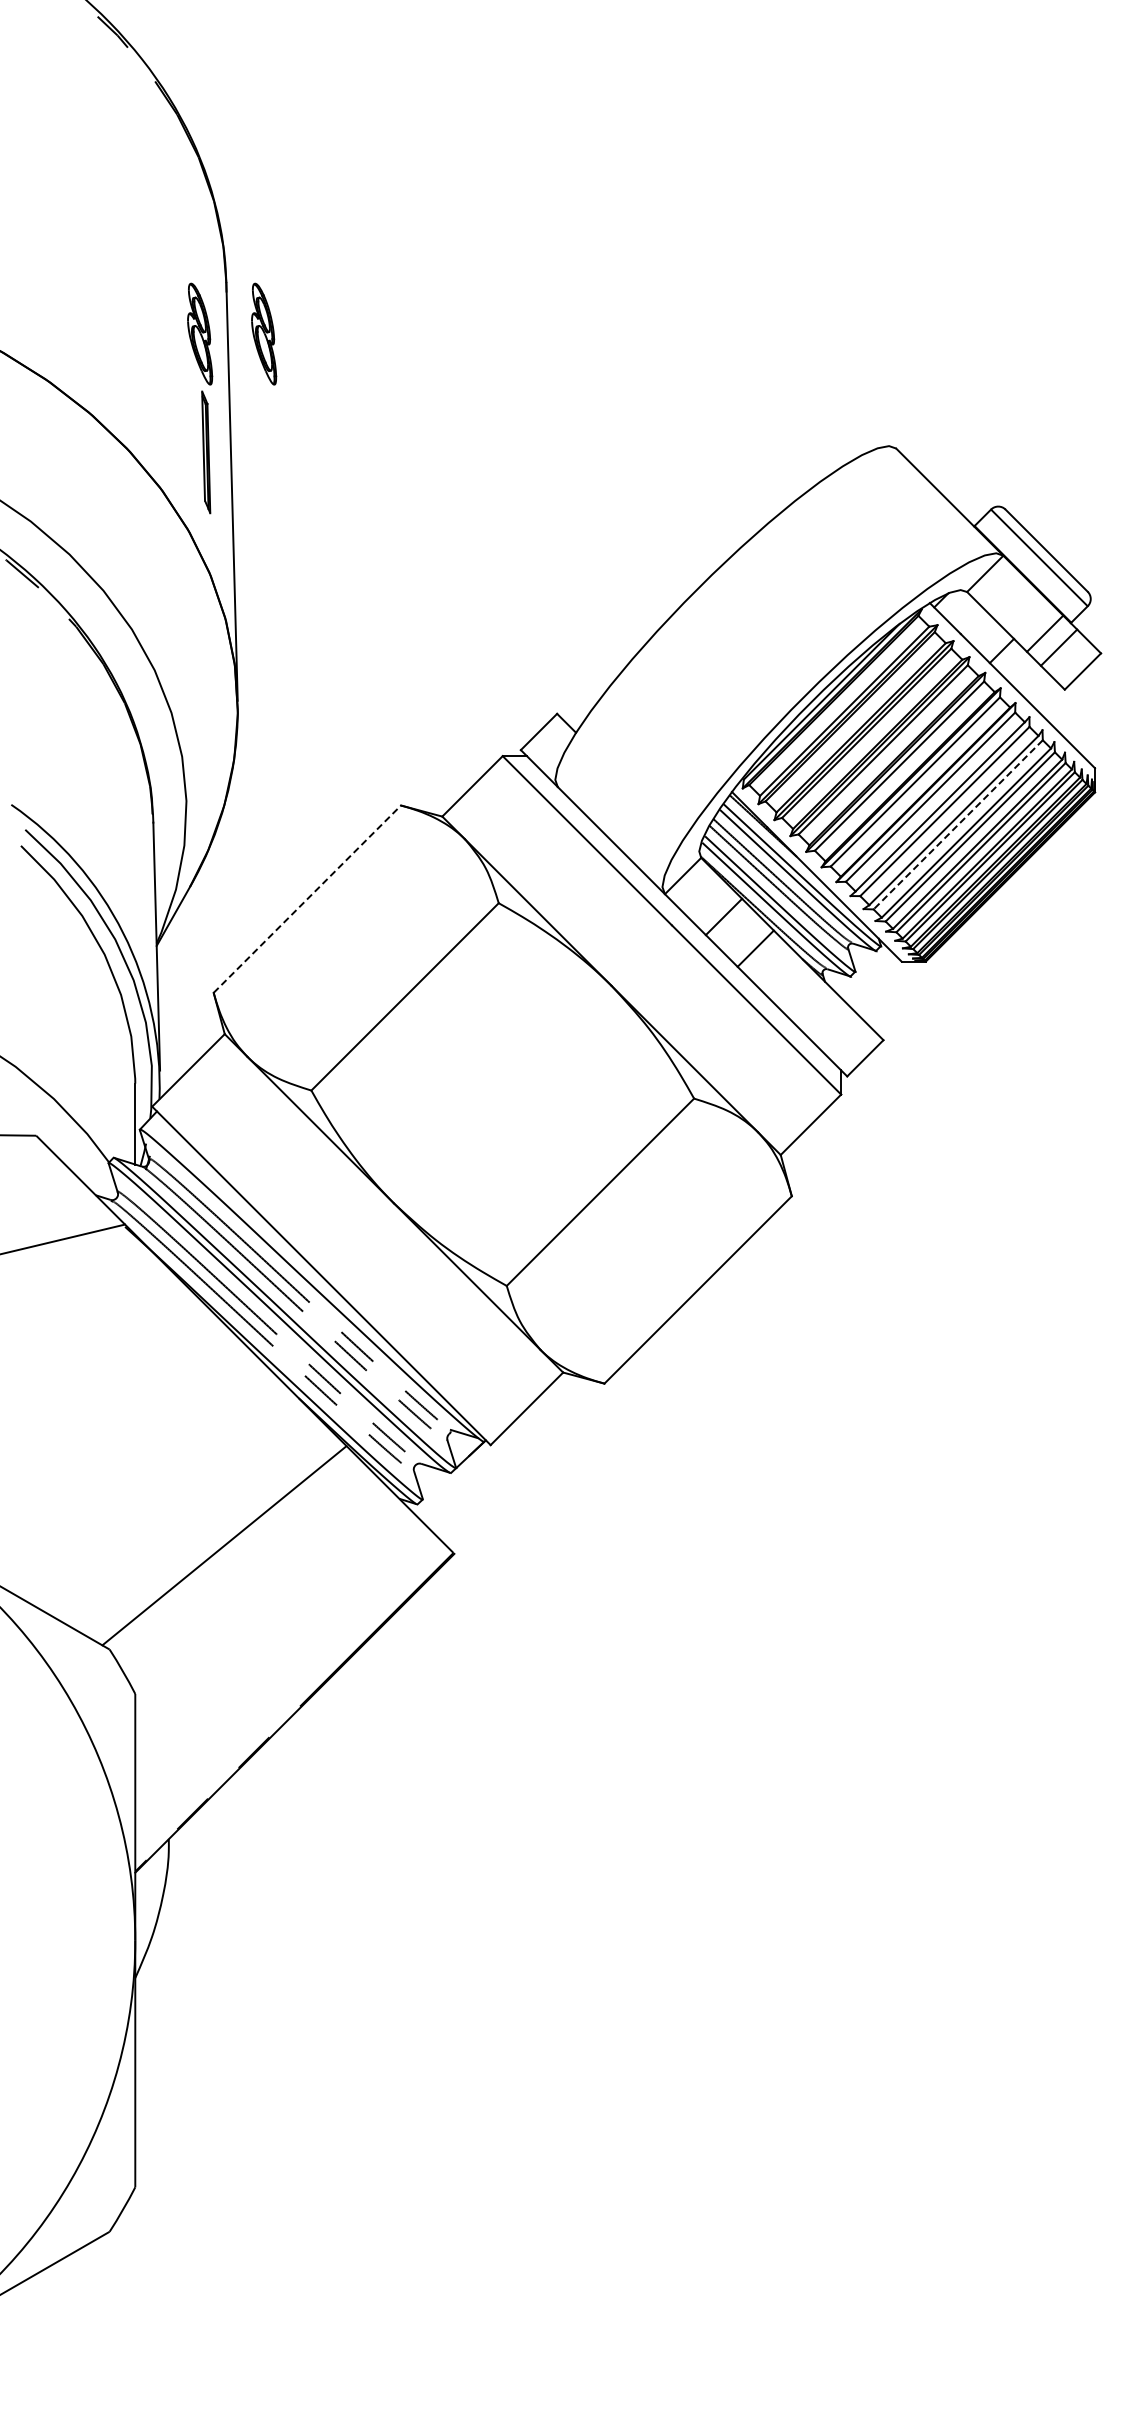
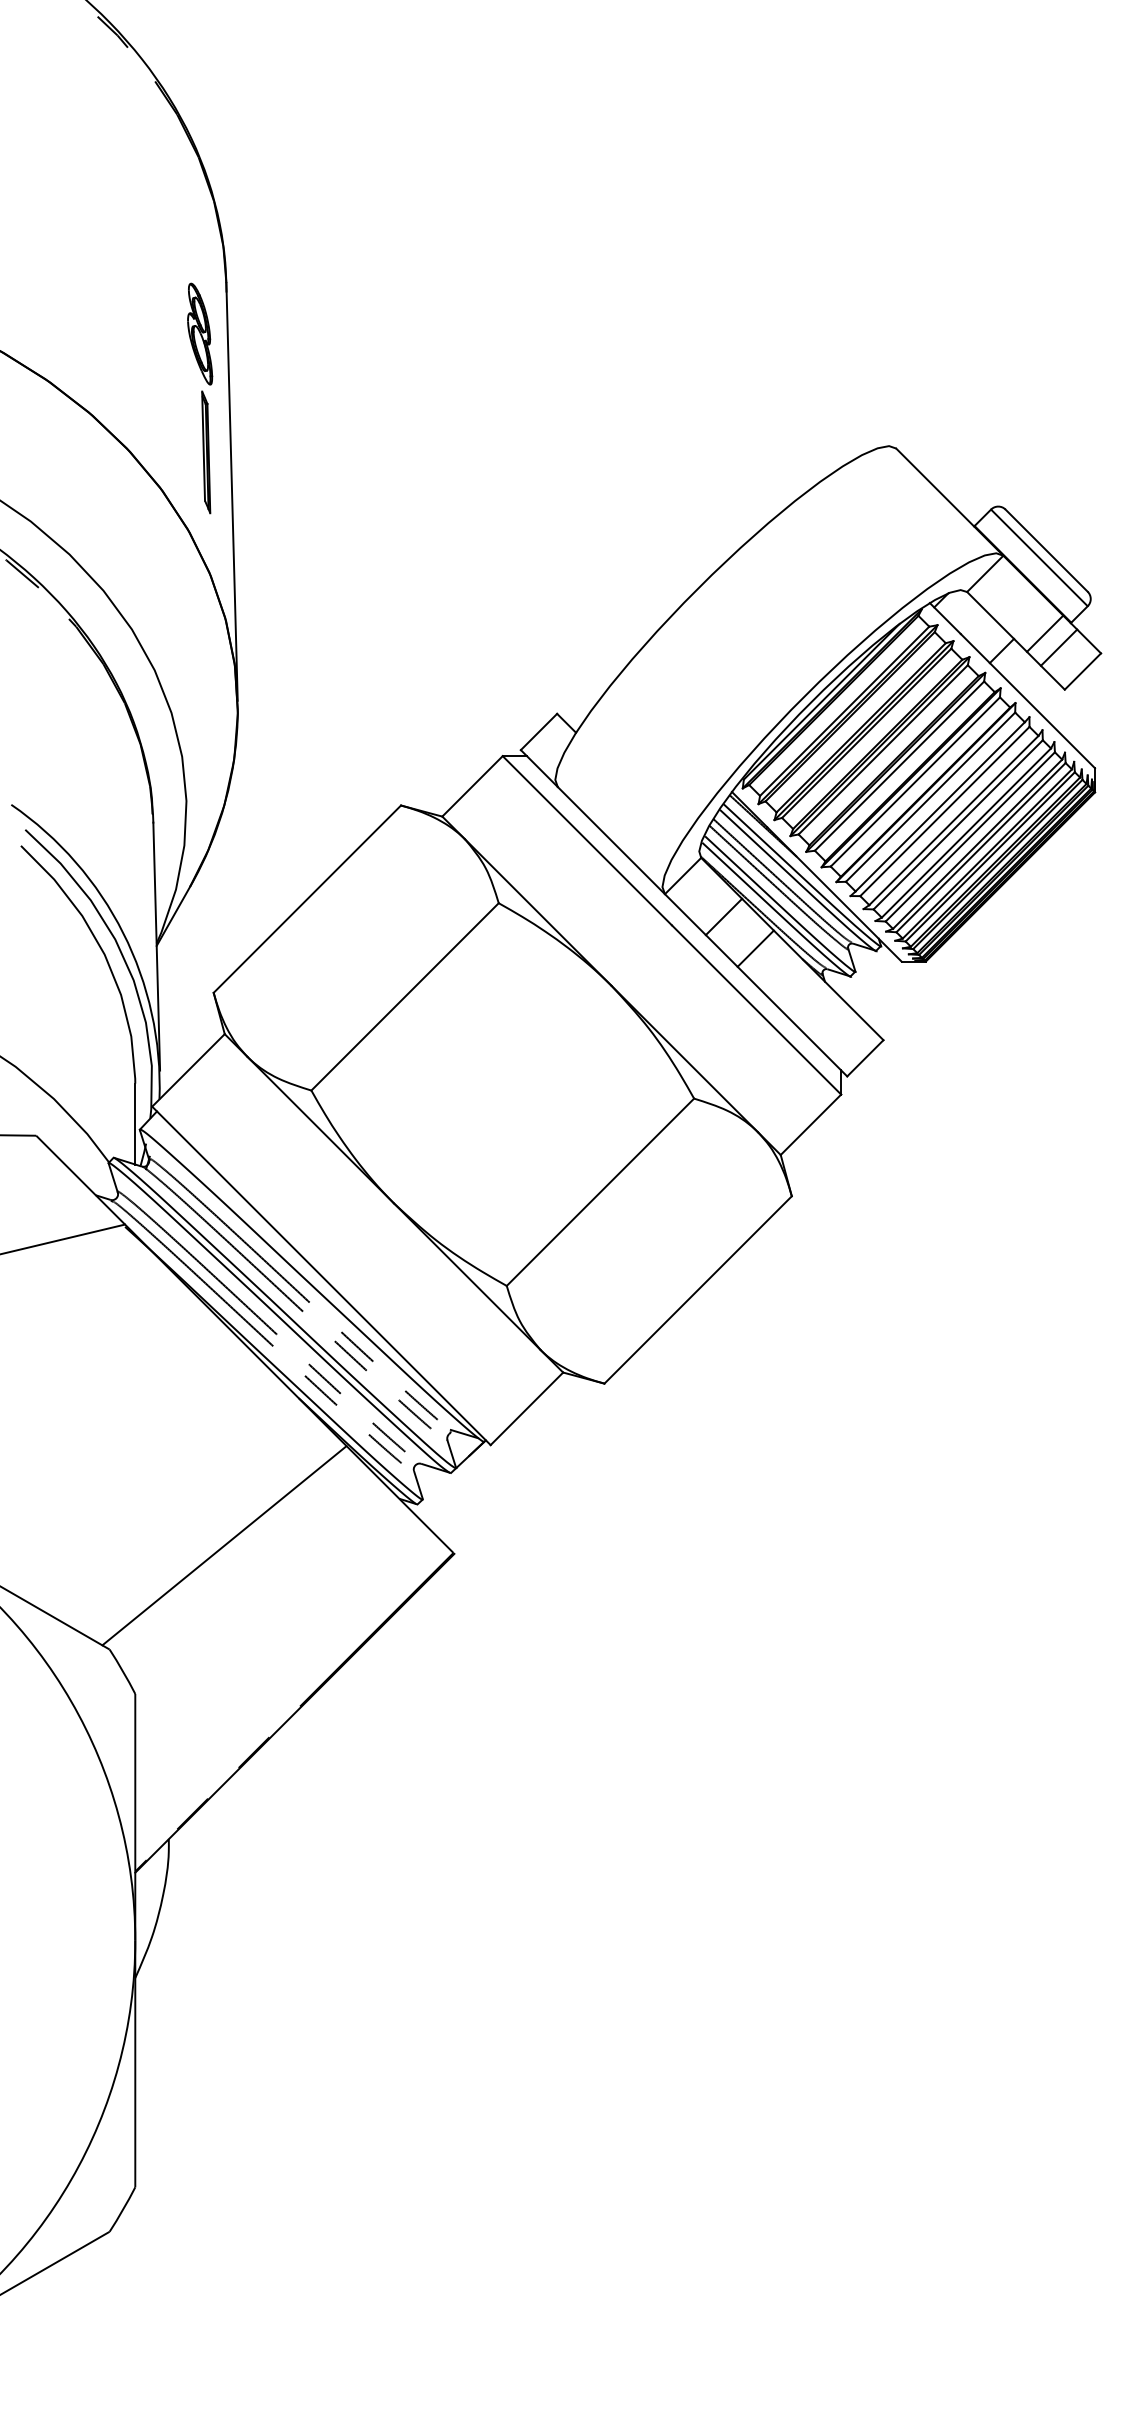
part: present -> none (264, 333)
line: dashed -> solid (958, 824)
line: dashed -> solid (307, 898)
